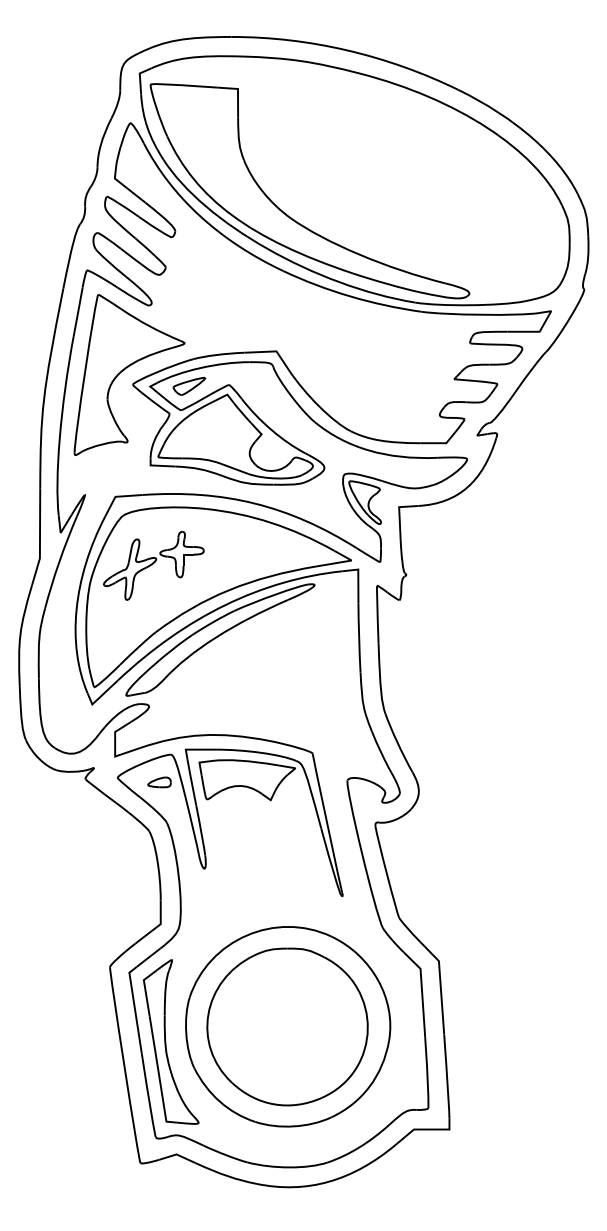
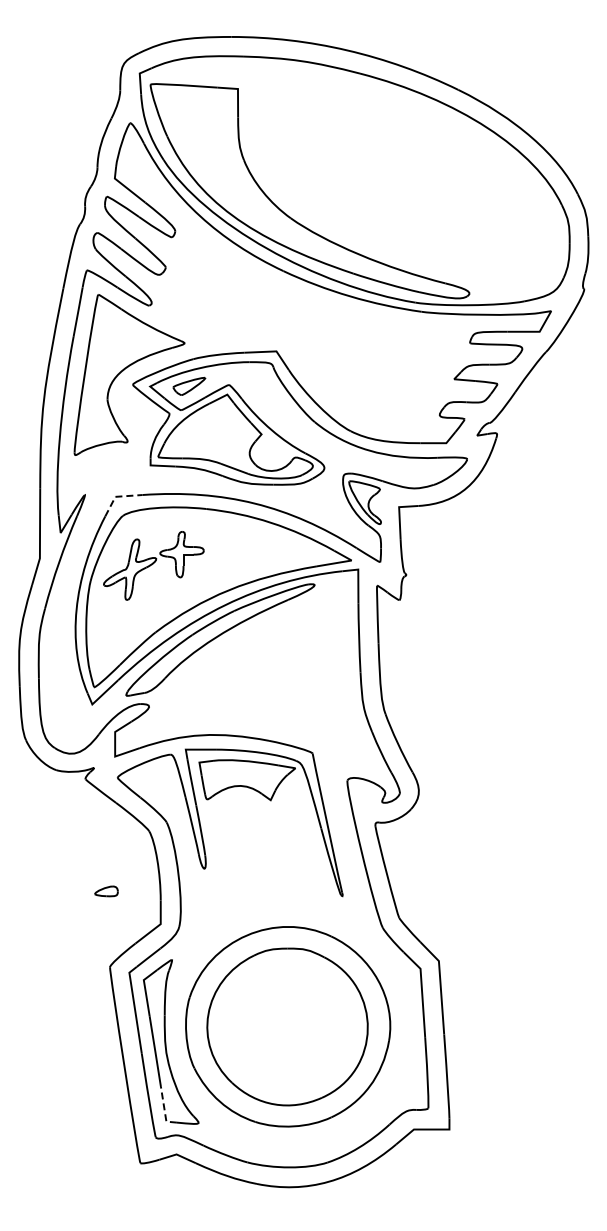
line: solid -> dashed (117, 496)
part position: (159, 782) -> (106, 891) (106, 891)
line: solid -> dashed (164, 1110)
